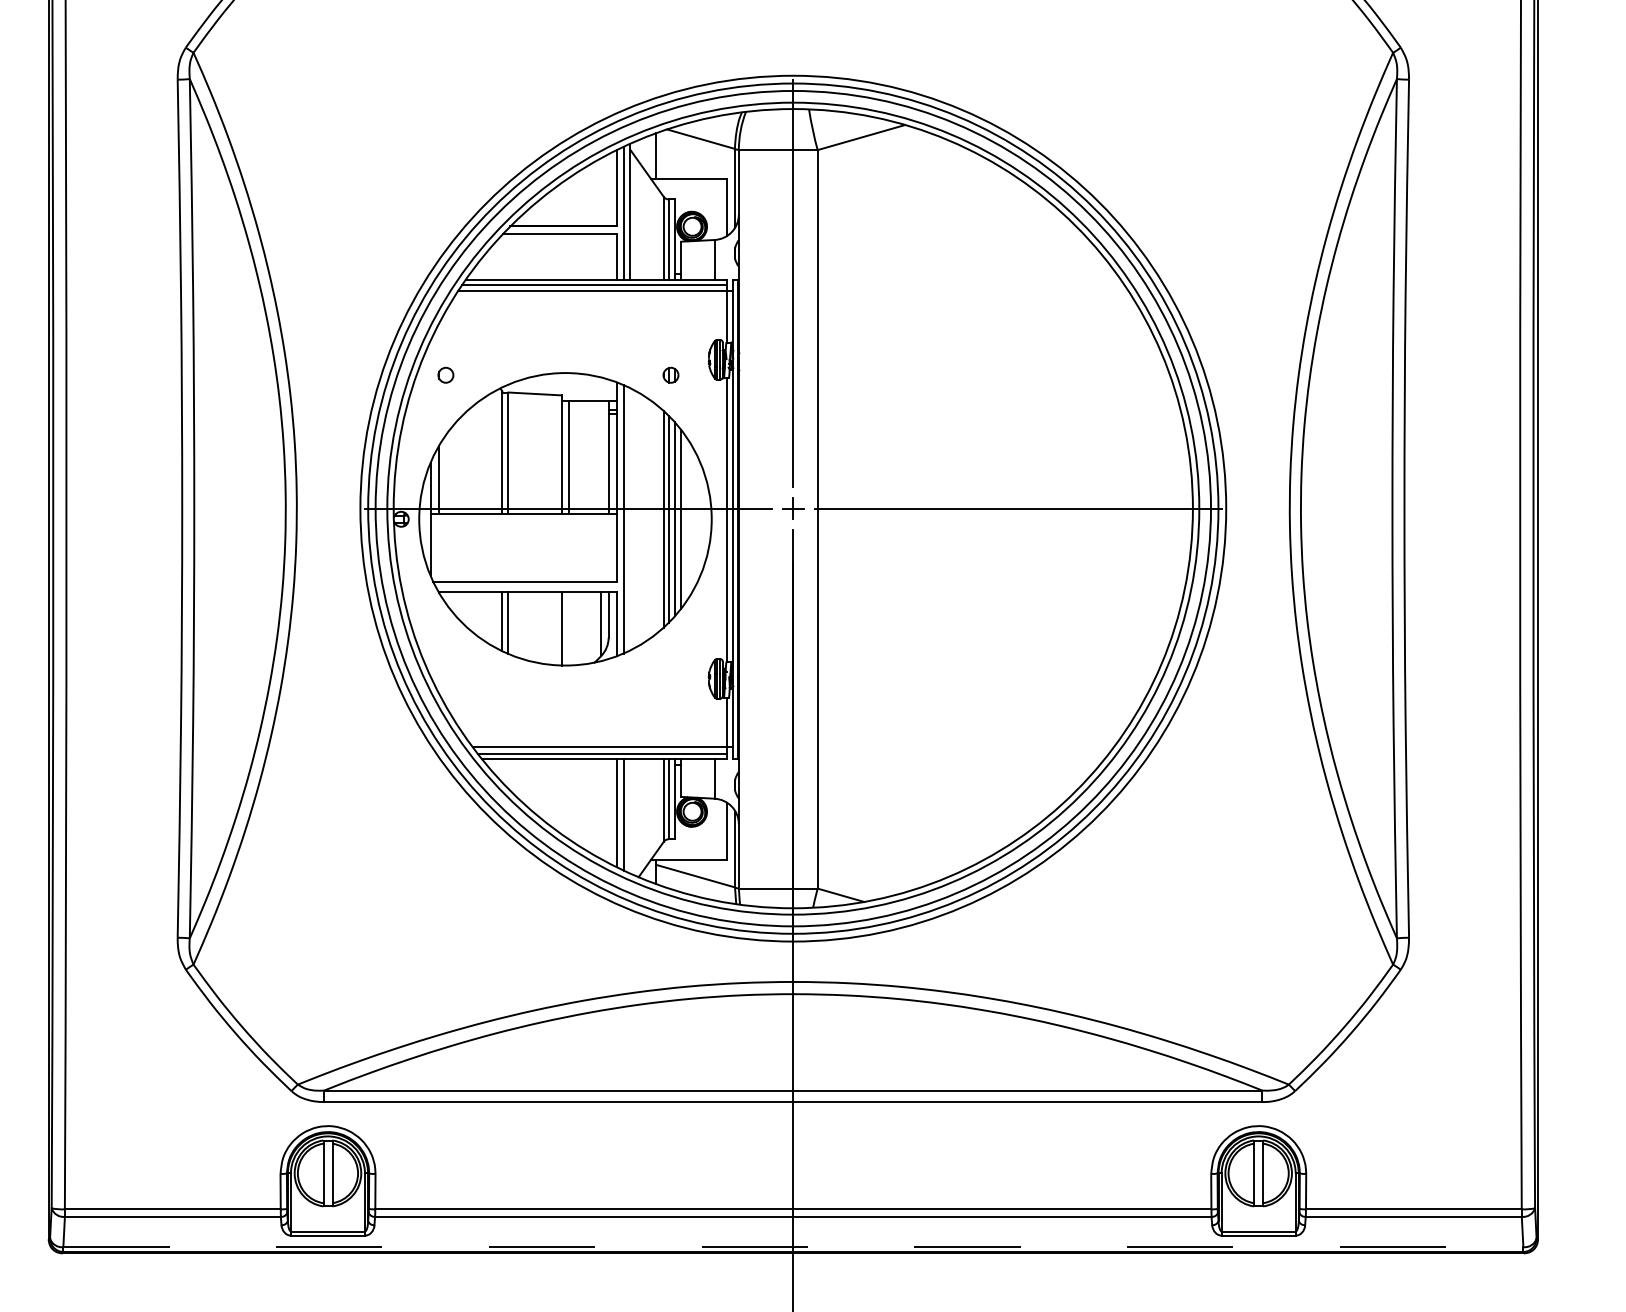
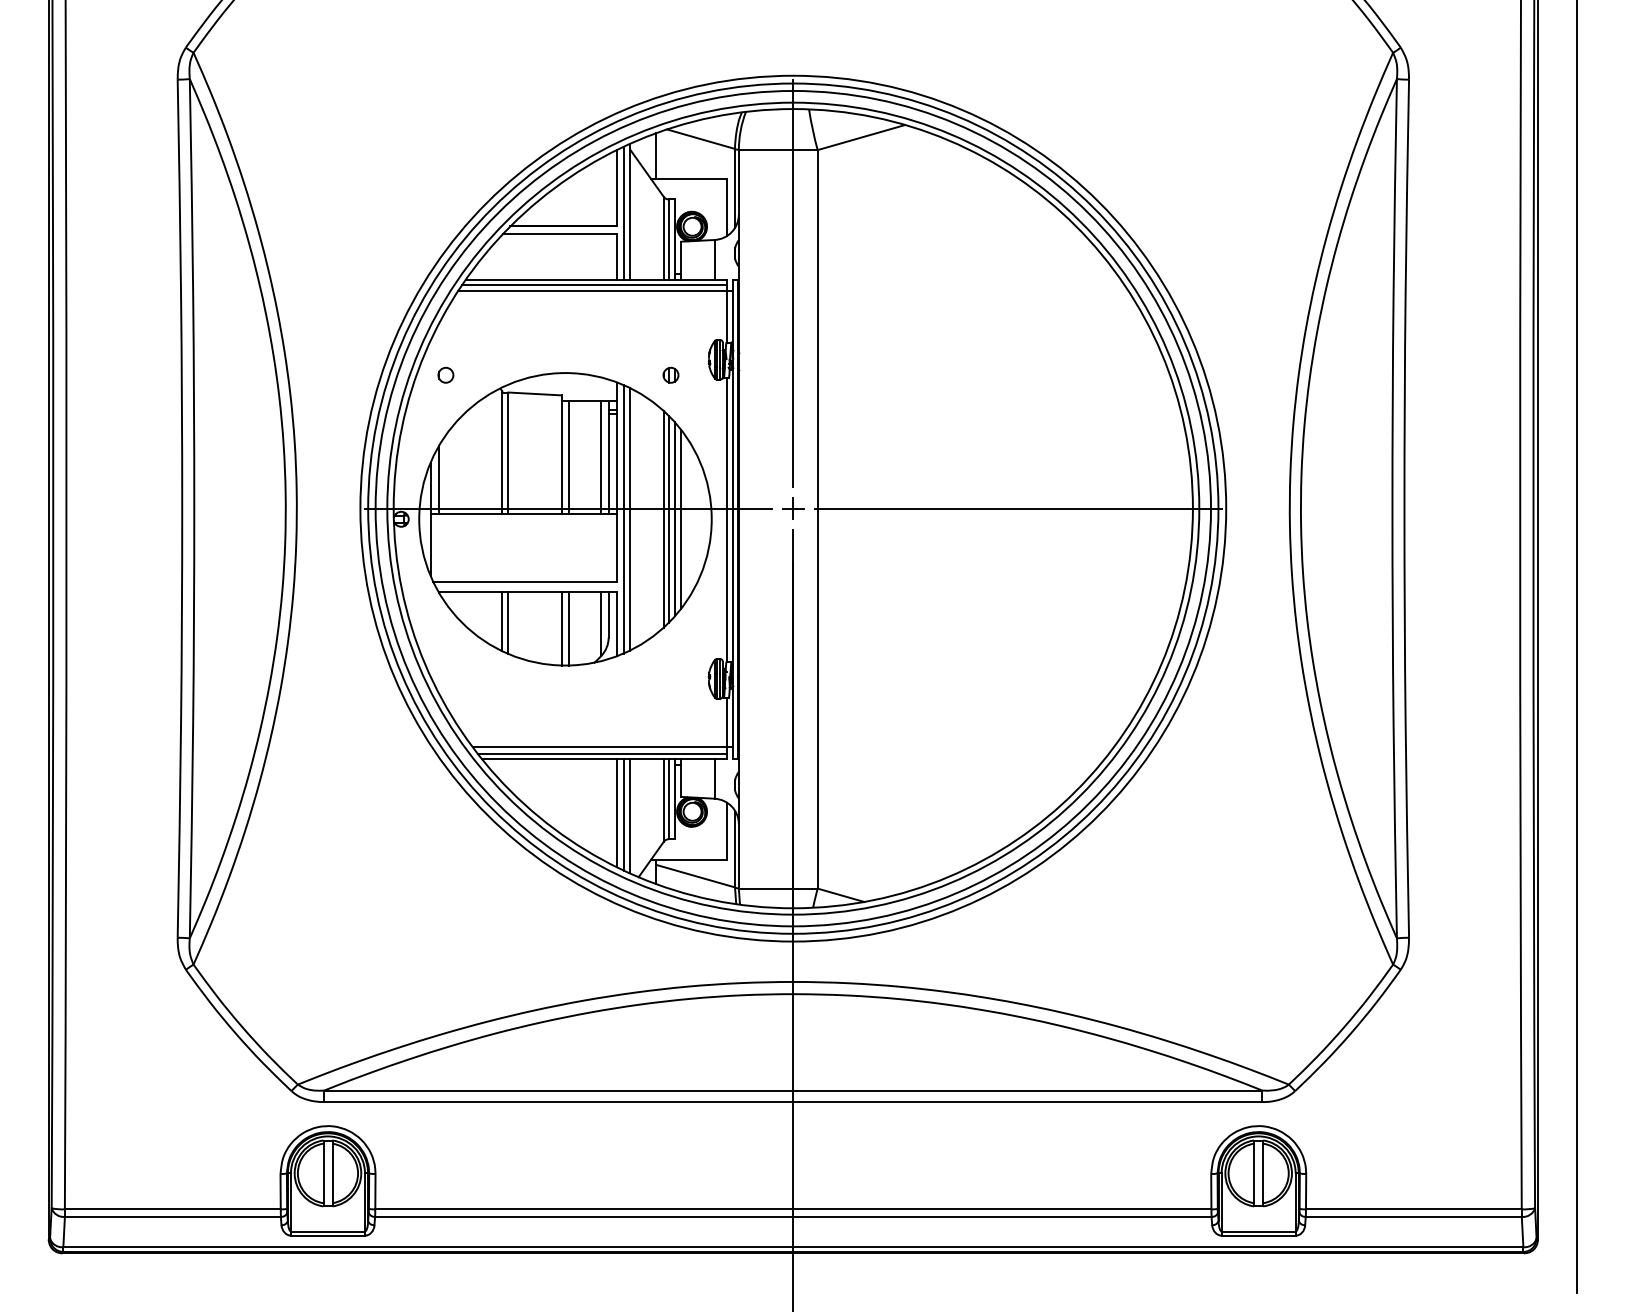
line: none -> present (600, 457)
line: none -> present (630, 519)
line: none -> present (569, 628)
line: none -> present (1577, 647)
line: none -> present (630, 815)
line: dashed -> solid (793, 1247)
